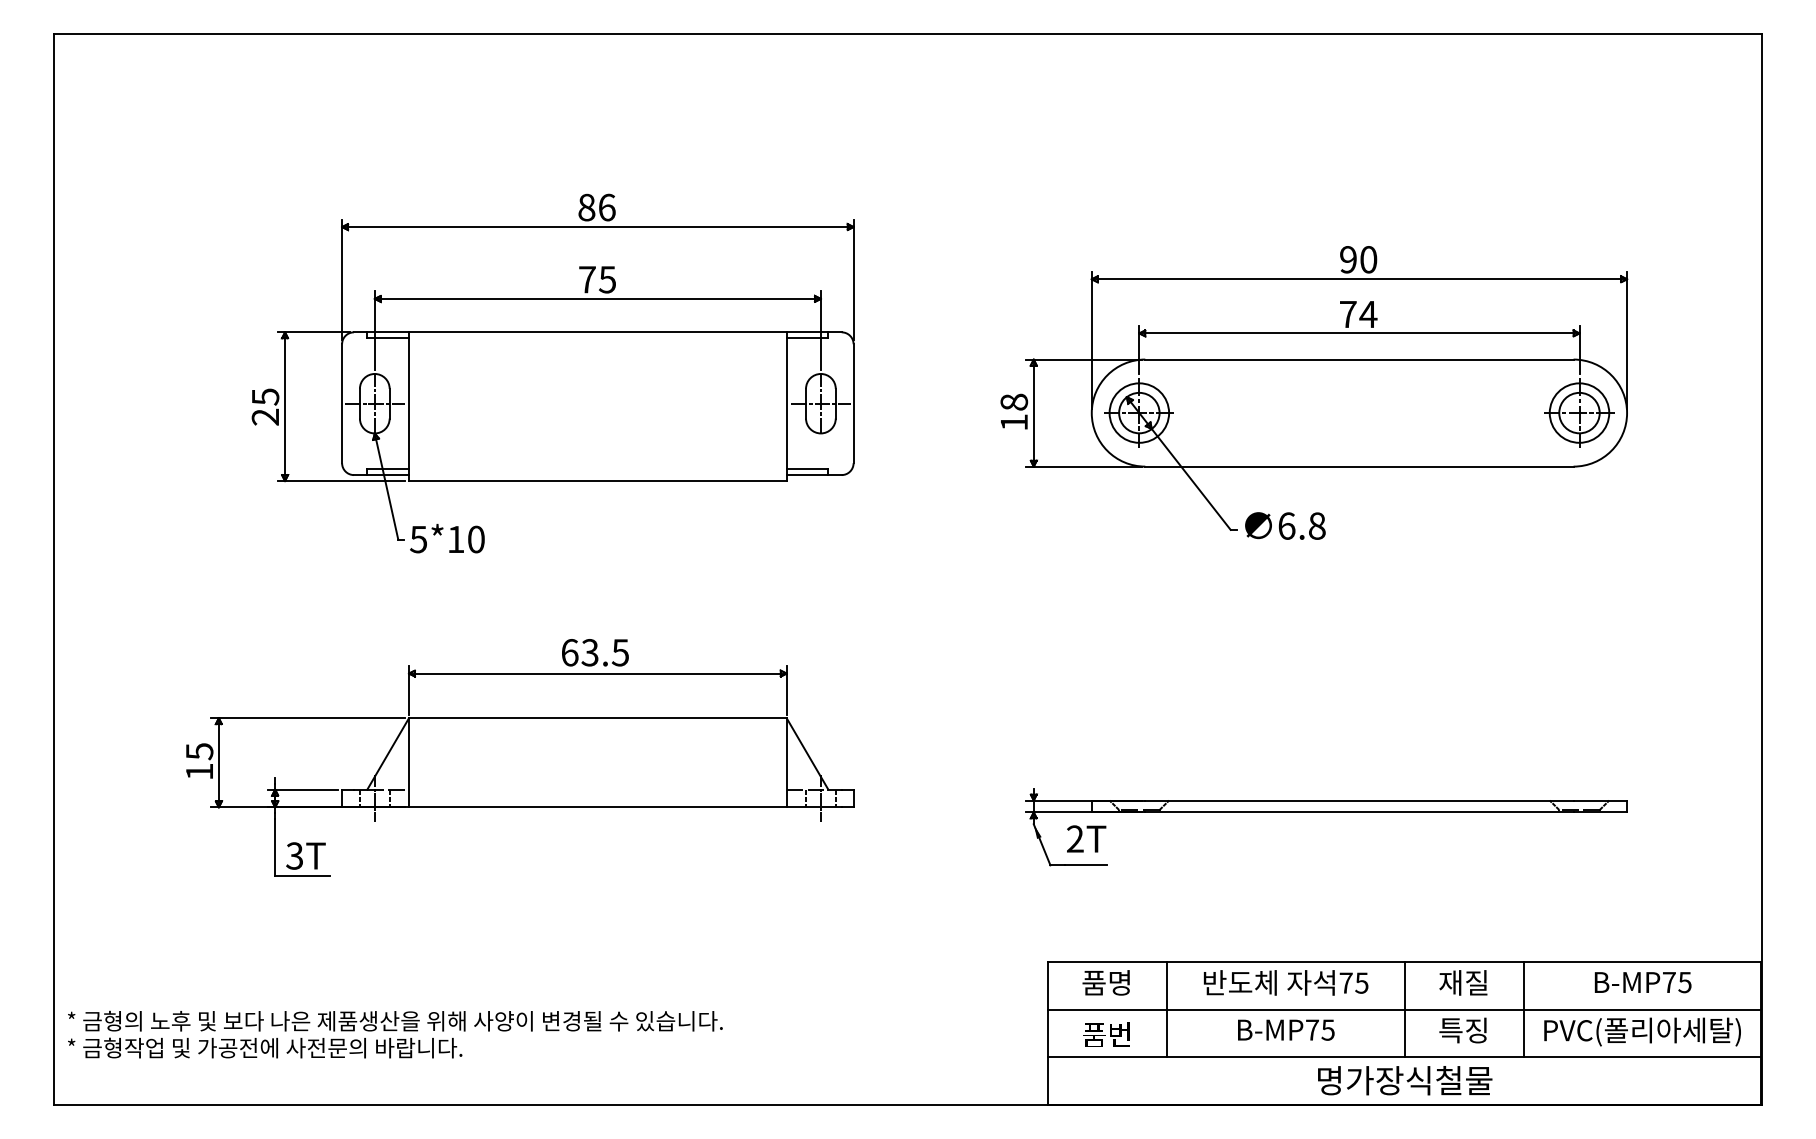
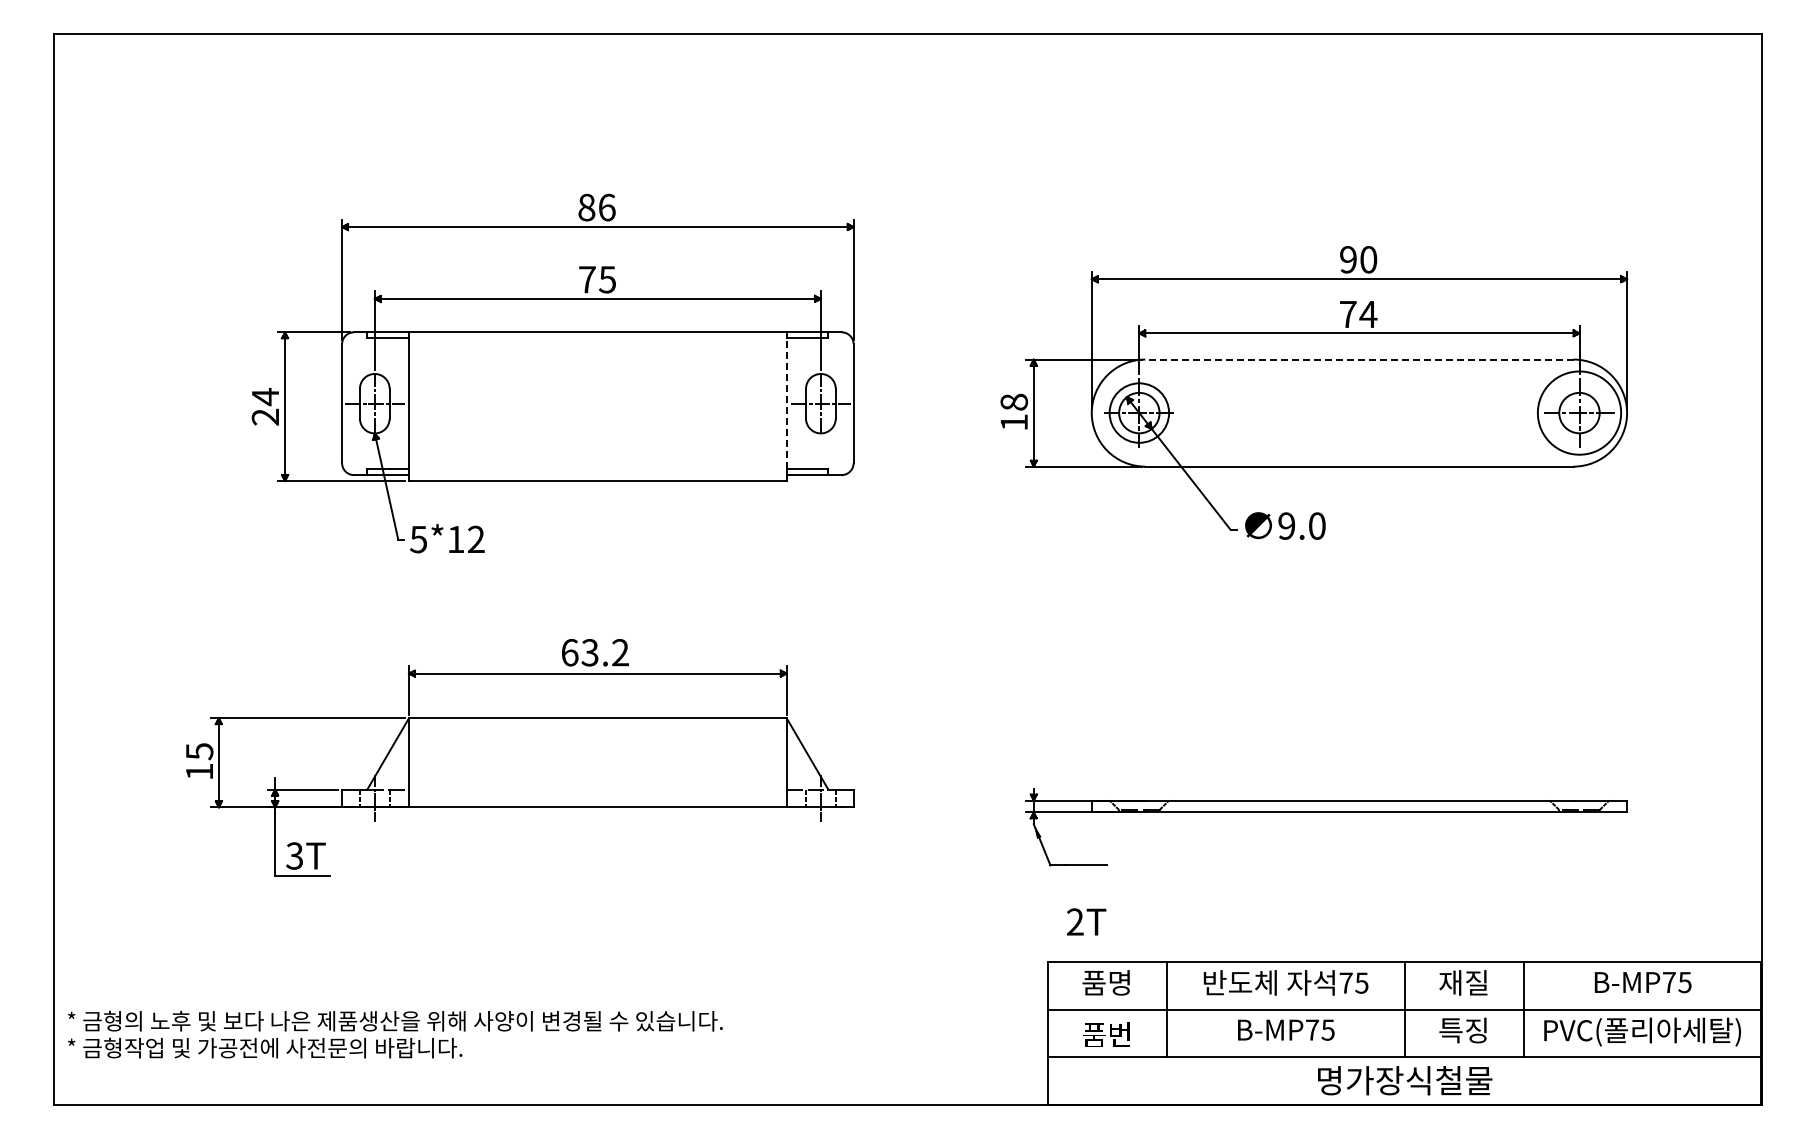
line: solid -> dashed (1358, 359)
text: 25 -> 24 (265, 396)
line: solid -> dashed (786, 403)
circle diameter: 59 px -> 83 px (1579, 412)
text: 6.8 -> 9.0 (1301, 525)
text: 5*10 -> 5*12 (476, 539)
text: 63.5 -> 63.2 (619, 652)
text position: (1086, 838) -> (1086, 921) (1086, 921)
